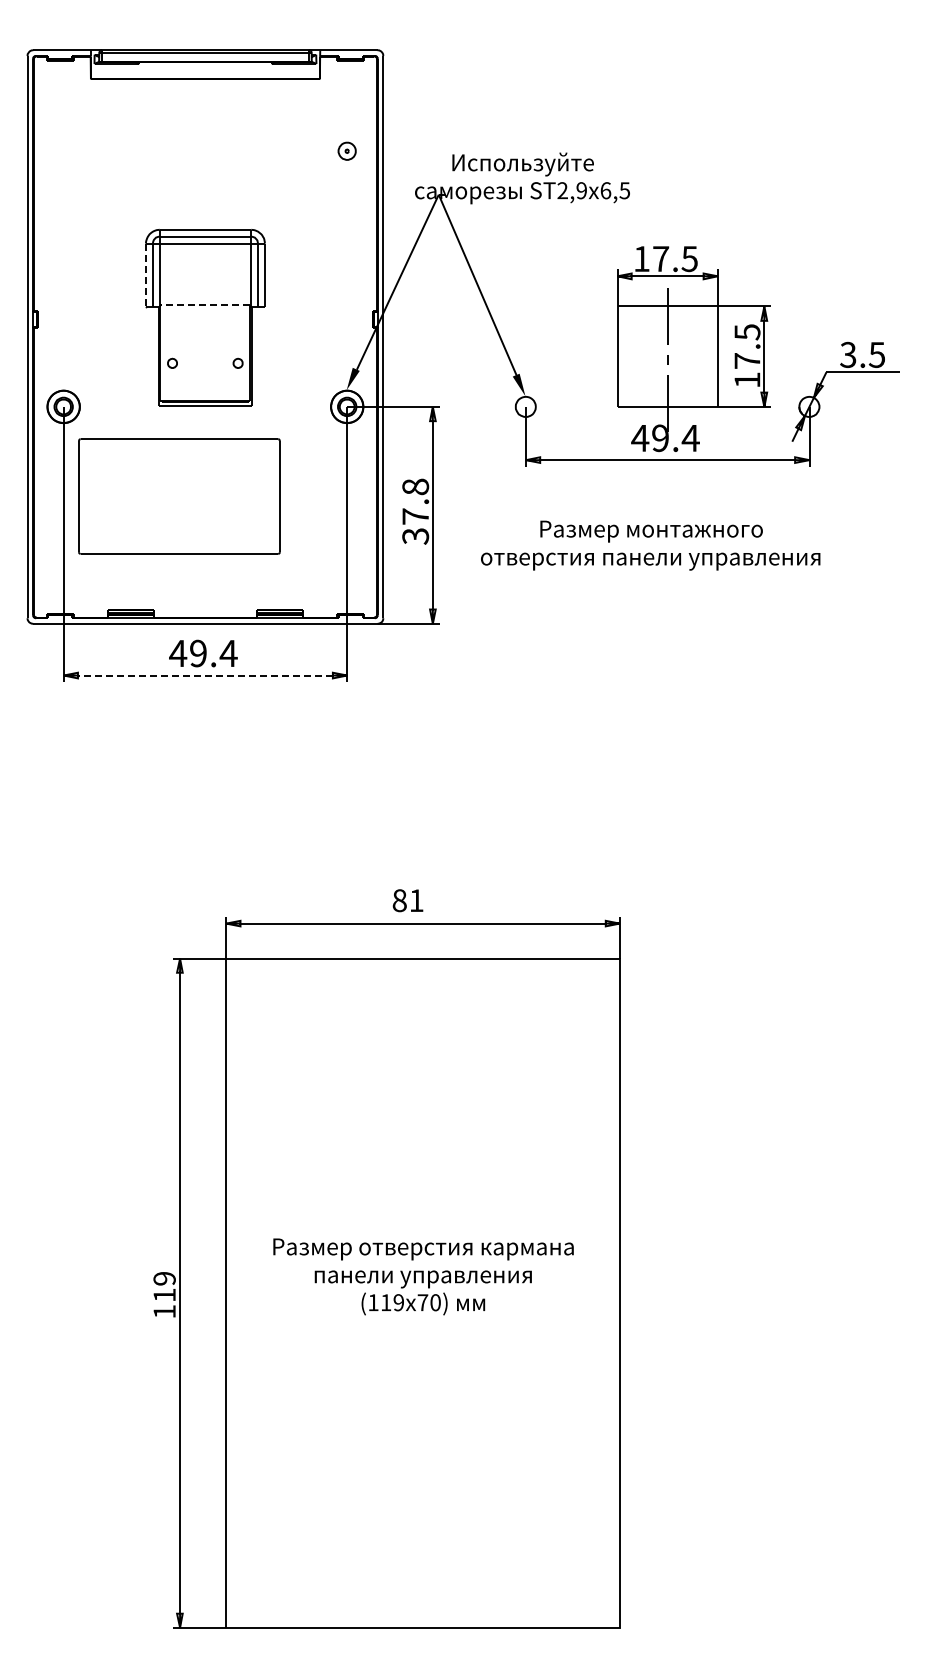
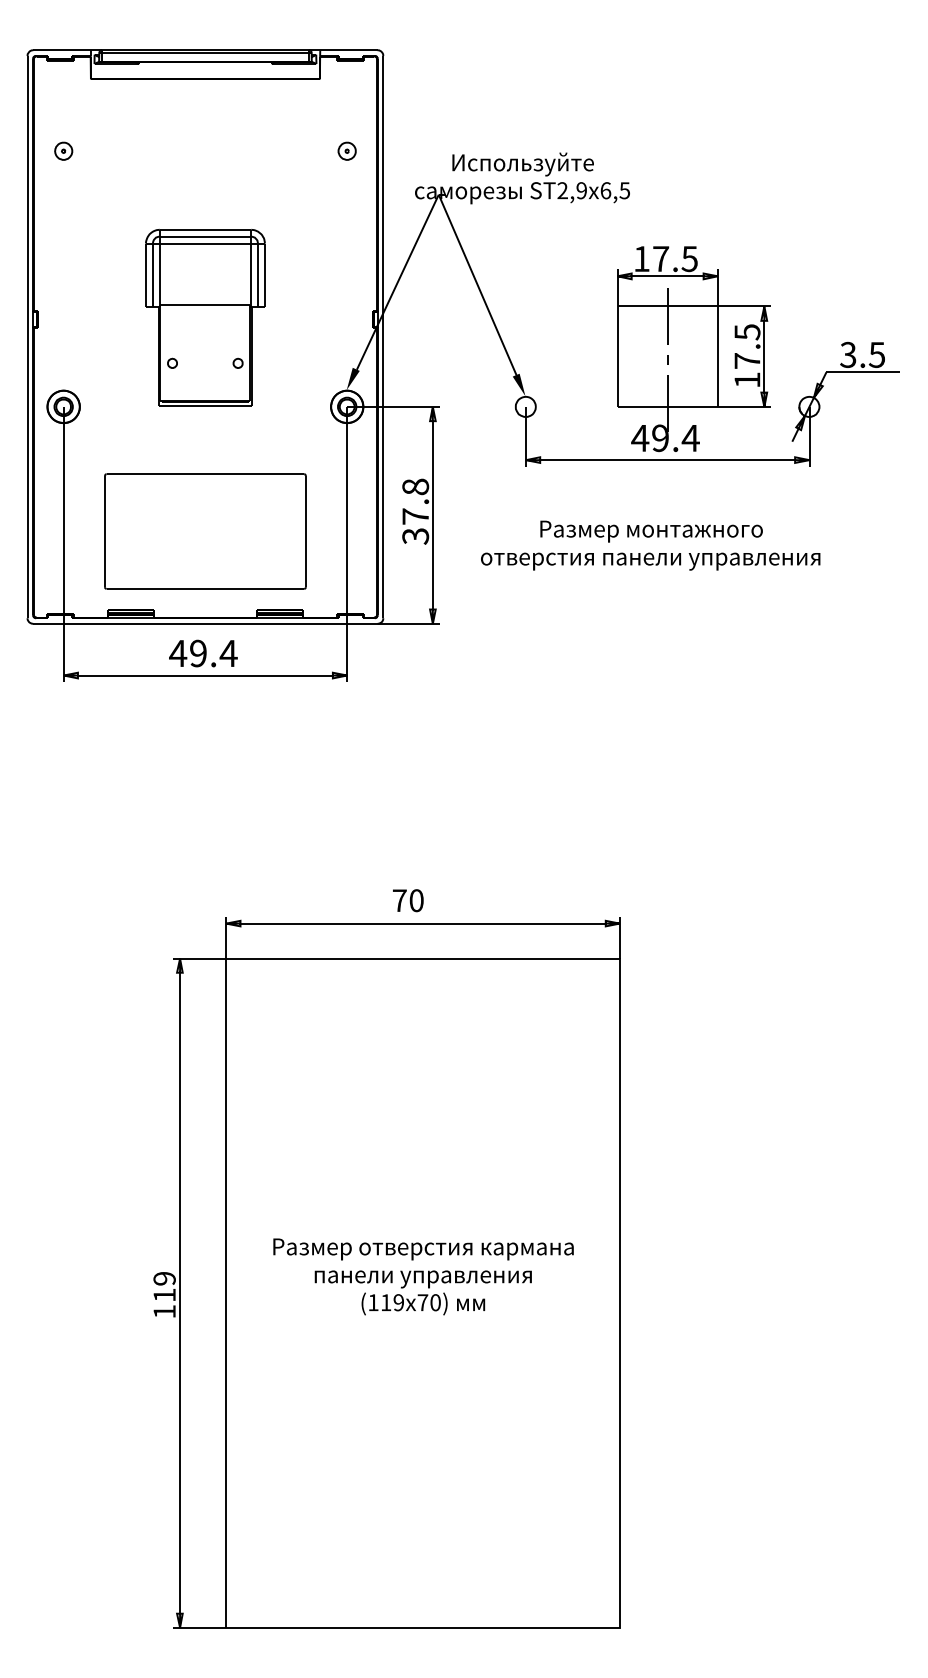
part: none -> present (63, 150)
line: dashed -> solid (146, 275)
line: dashed -> solid (204, 305)
part position: (179, 496) -> (205, 531) (205, 531)
line: dashed -> solid (204, 675)
text: 81 -> 70 (407, 900)
